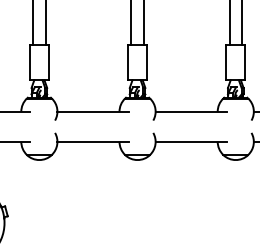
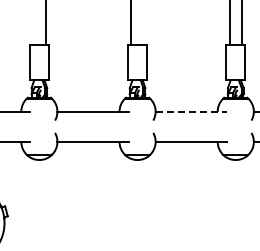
line: present -> none (33, 23)
line: present -> none (143, 23)
line: solid -> dashed (191, 111)
